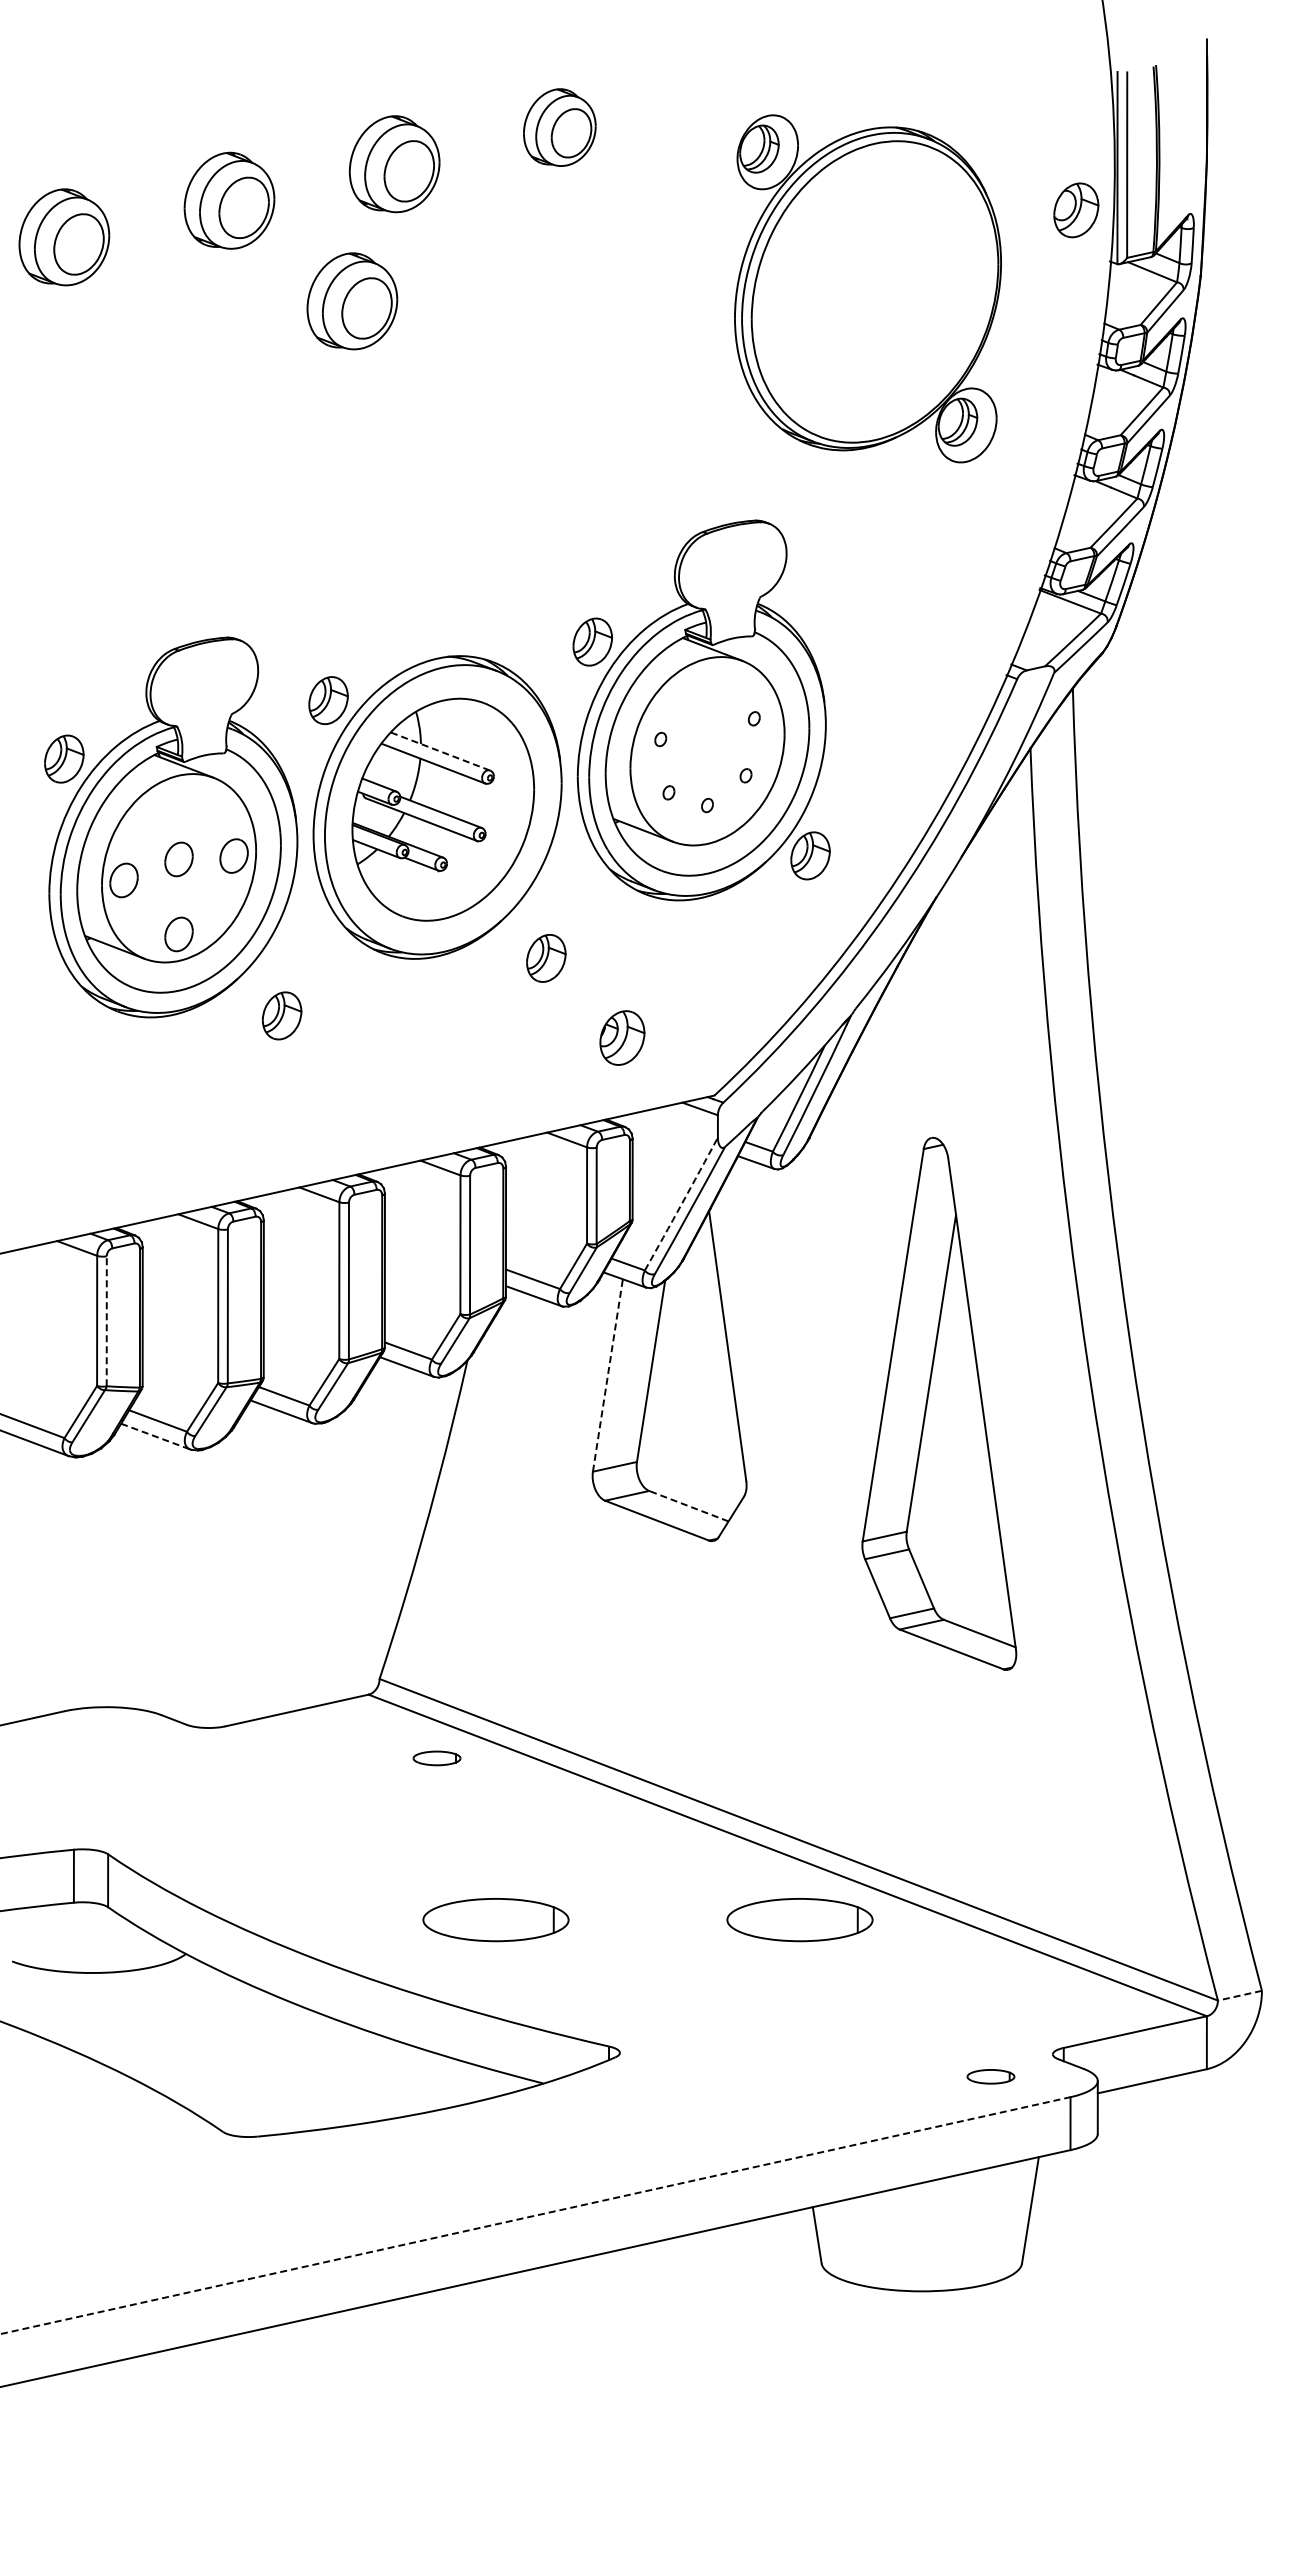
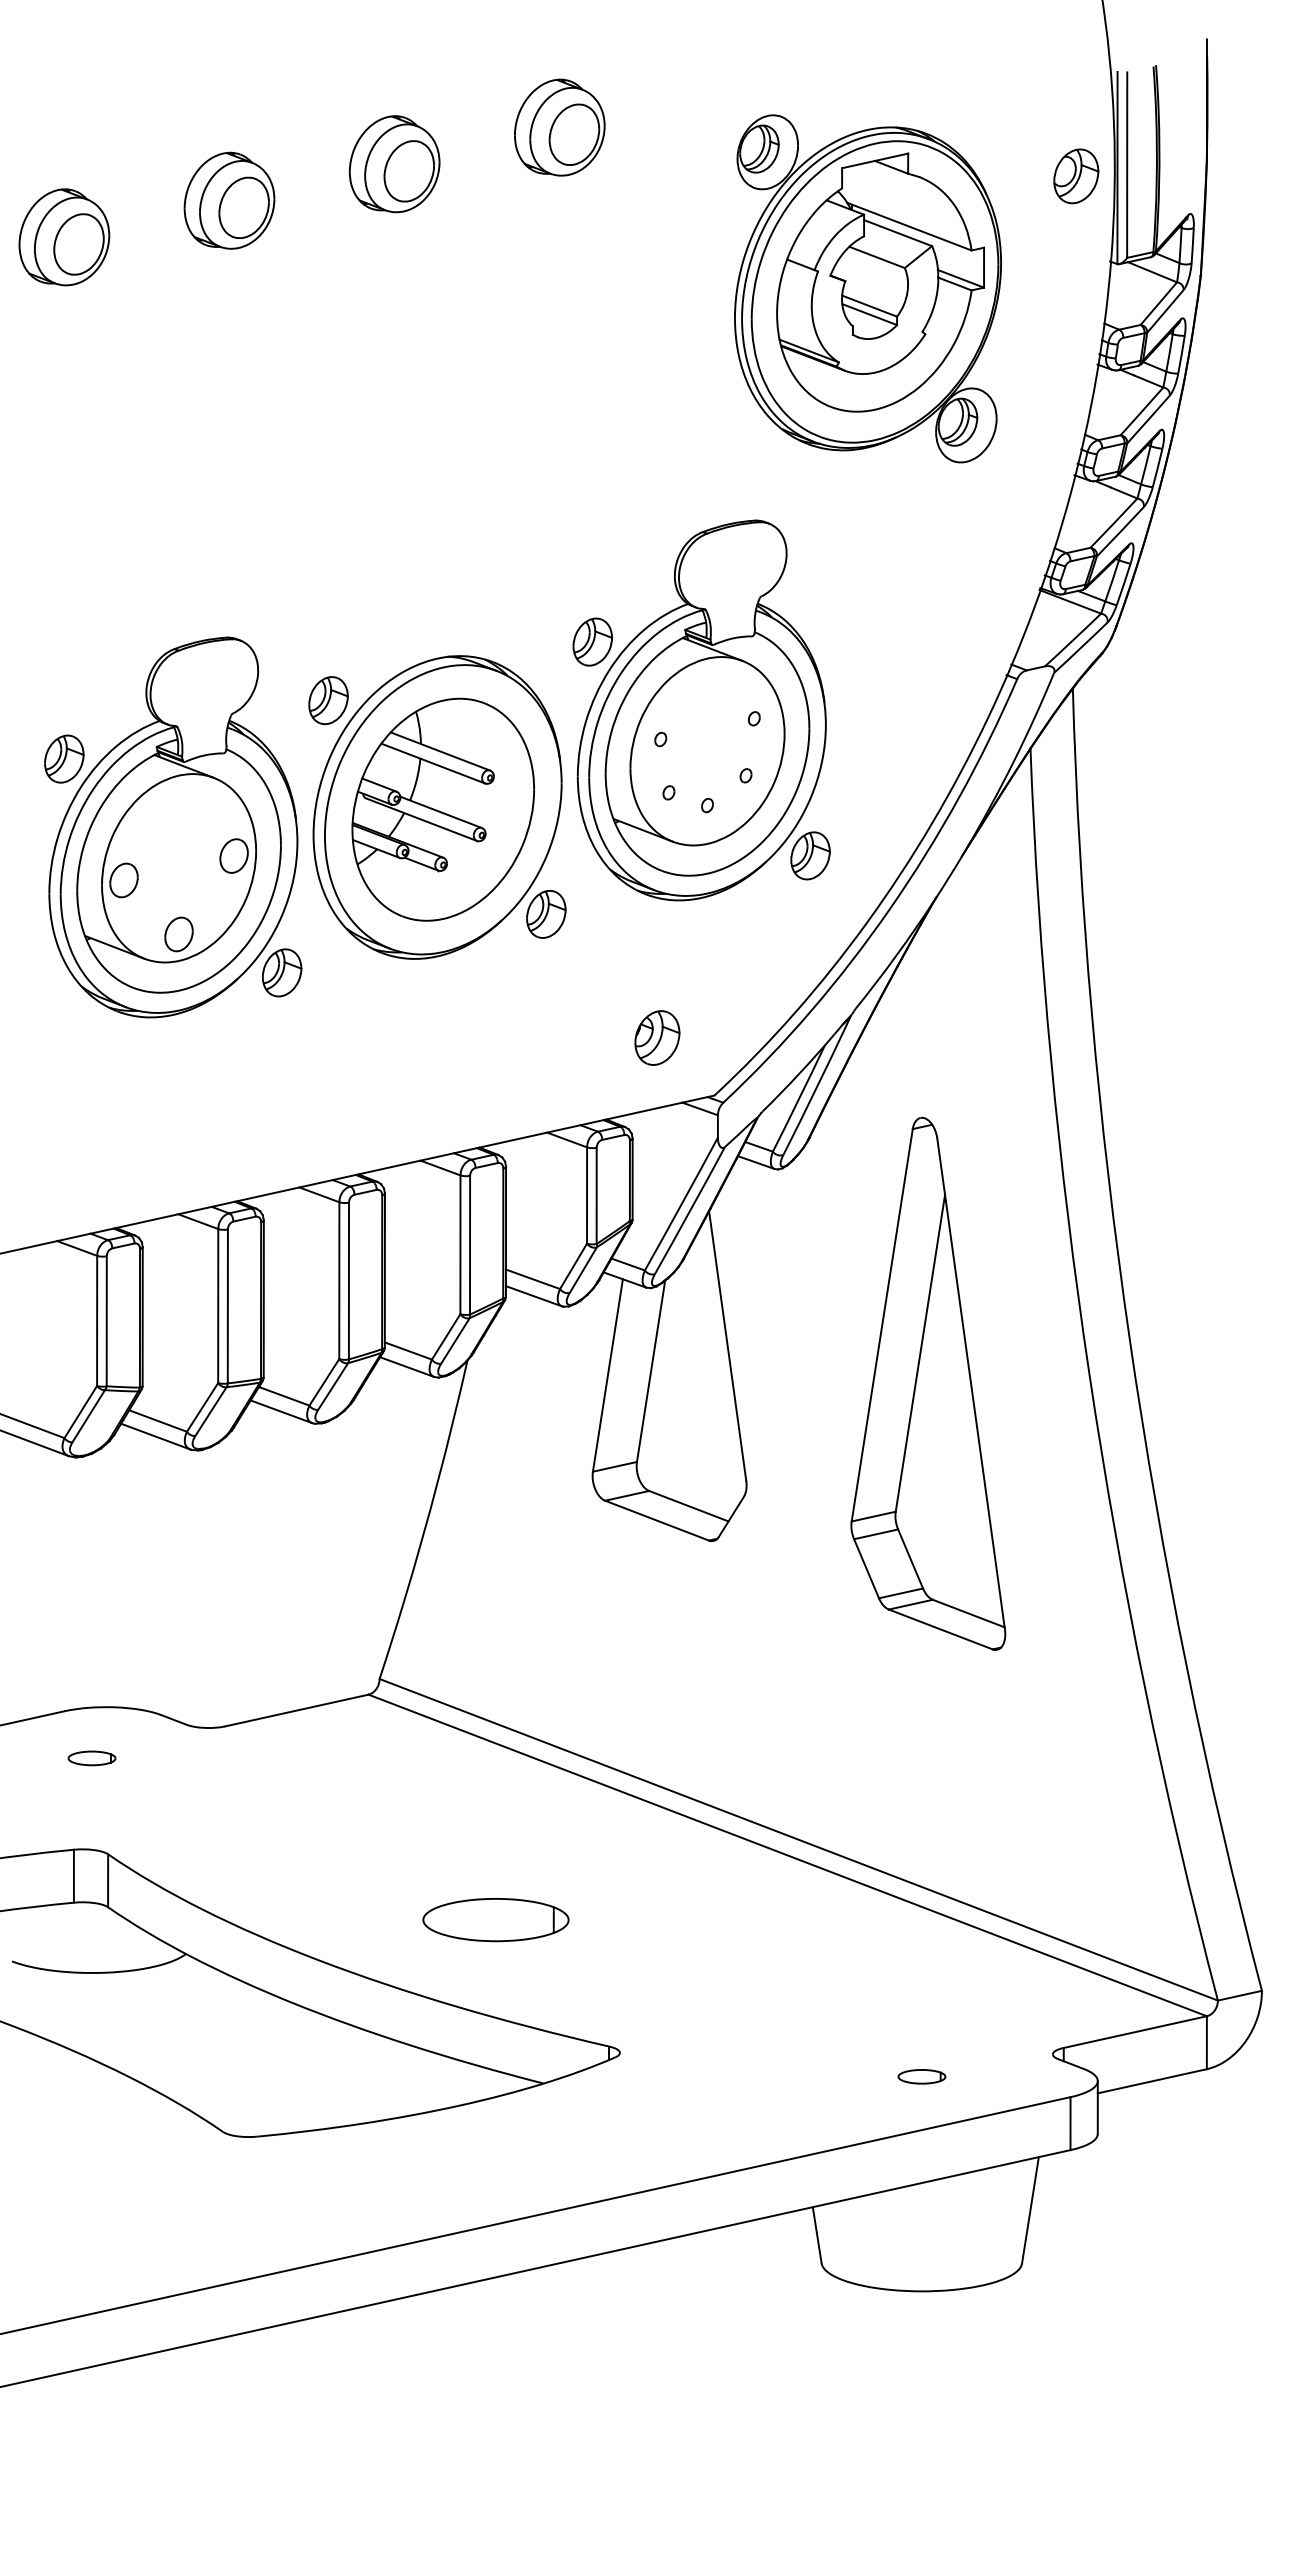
part size: 74x79 px -> 92x99 px (559, 127)
part position: (1076, 210) -> (1076, 176) (1076, 176)
part: none -> present (880, 282)
part: present -> none (352, 301)
line: dashed -> solid (440, 751)
part: present -> none (178, 859)
part position: (546, 958) -> (546, 914) (546, 914)
part position: (282, 1015) -> (282, 972) (282, 972)
part position: (622, 1037) -> (657, 1037) (657, 1037)
arc: dashed -> solid (681, 1204)
line: dashed -> solid (106, 1320)
line: dashed -> solid (608, 1375)
part position: (939, 1403) -> (928, 1383) (928, 1383)
line: dashed -> solid (155, 1436)
line: dashed -> solid (688, 1506)
part position: (436, 1758) -> (91, 1758) (91, 1758)
part: present -> none (799, 1920)
line: dashed -> solid (1239, 1995)
part position: (990, 2076) -> (921, 2076) (921, 2076)
line: dashed -> solid (535, 2215)
